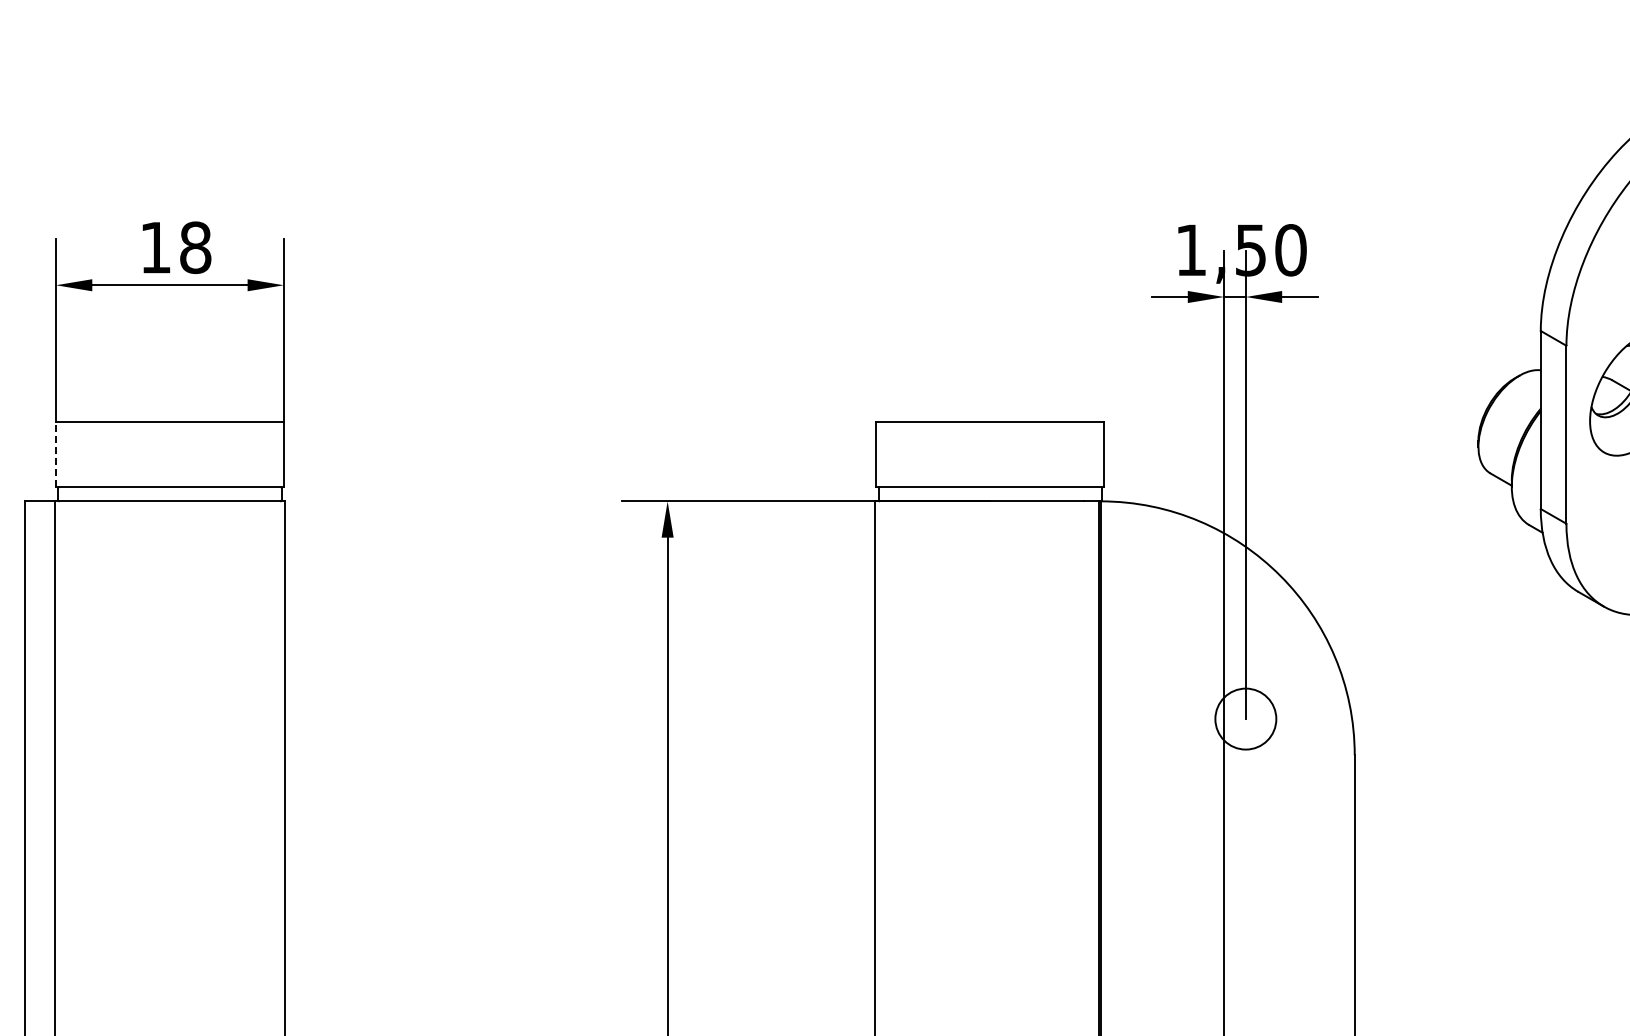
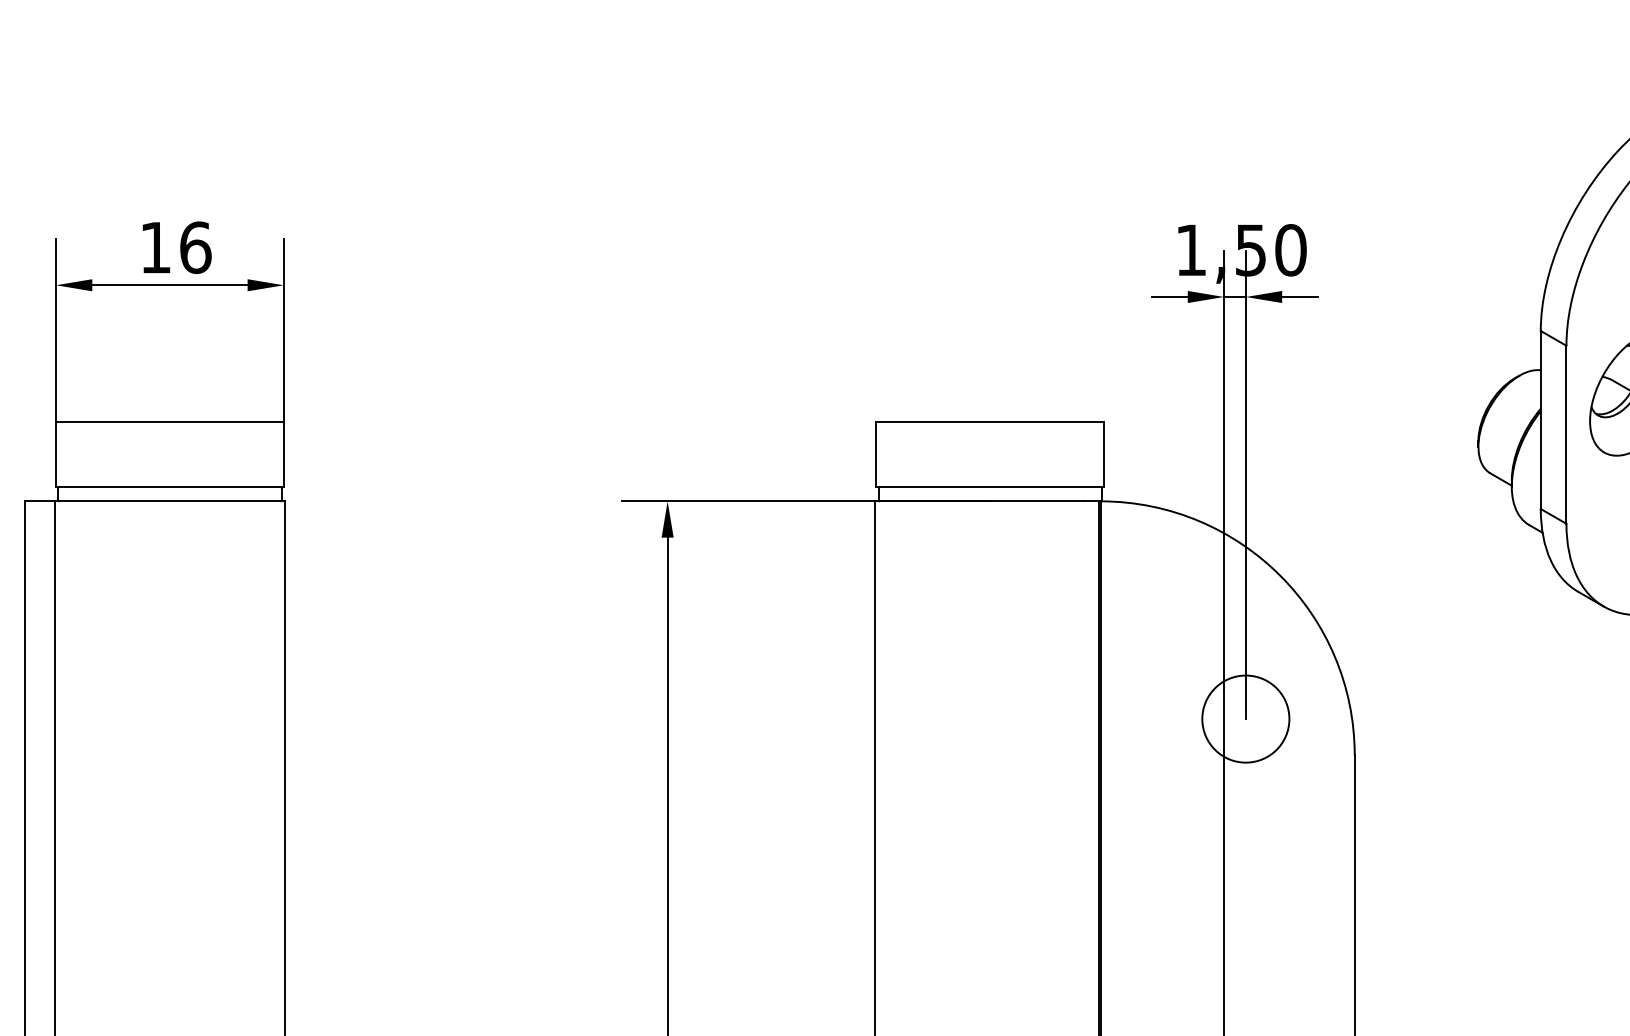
text: 18 -> 16 (195, 247)
line: dashed -> solid (56, 454)
circle diameter: 61 px -> 87 px (1245, 718)
